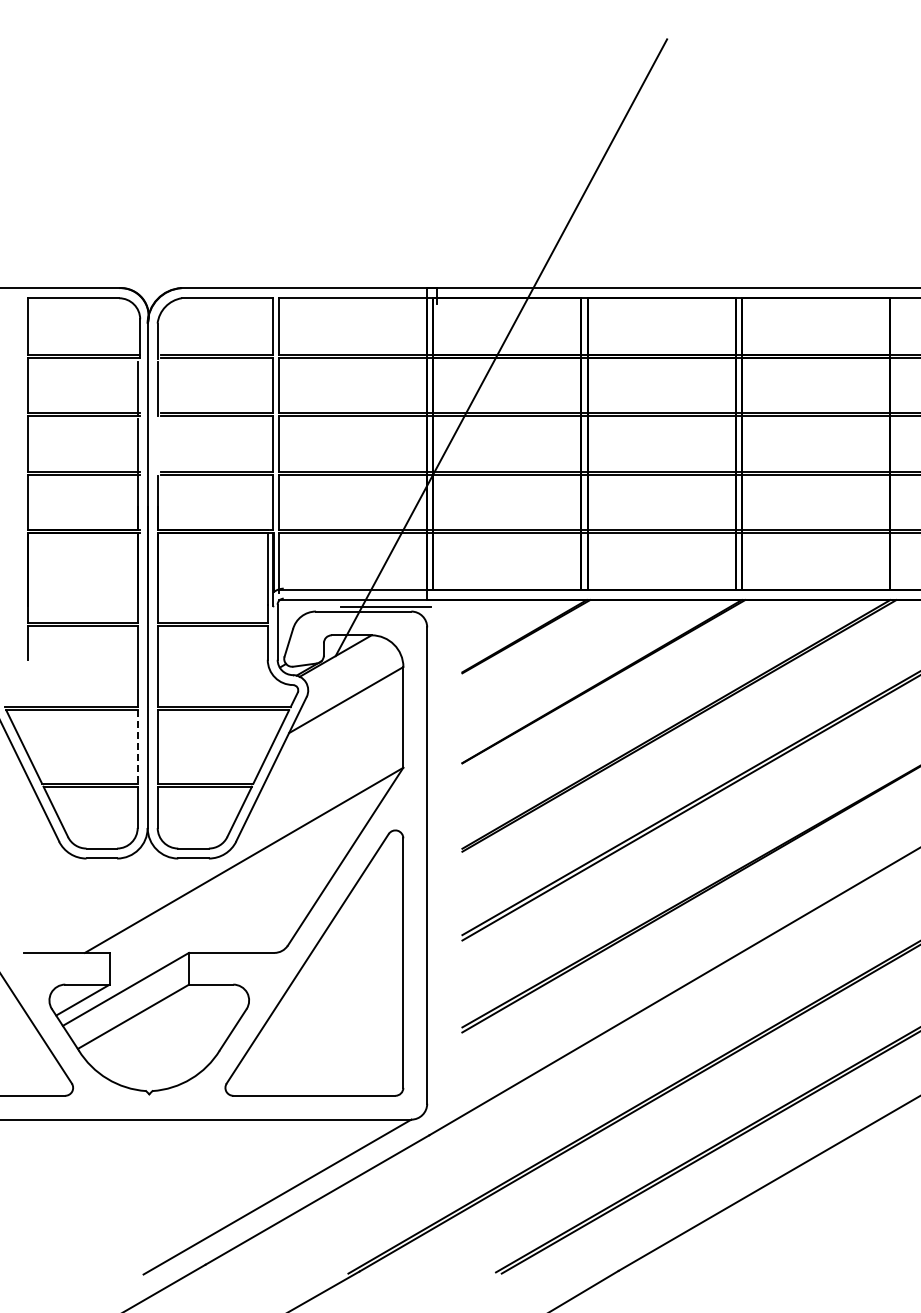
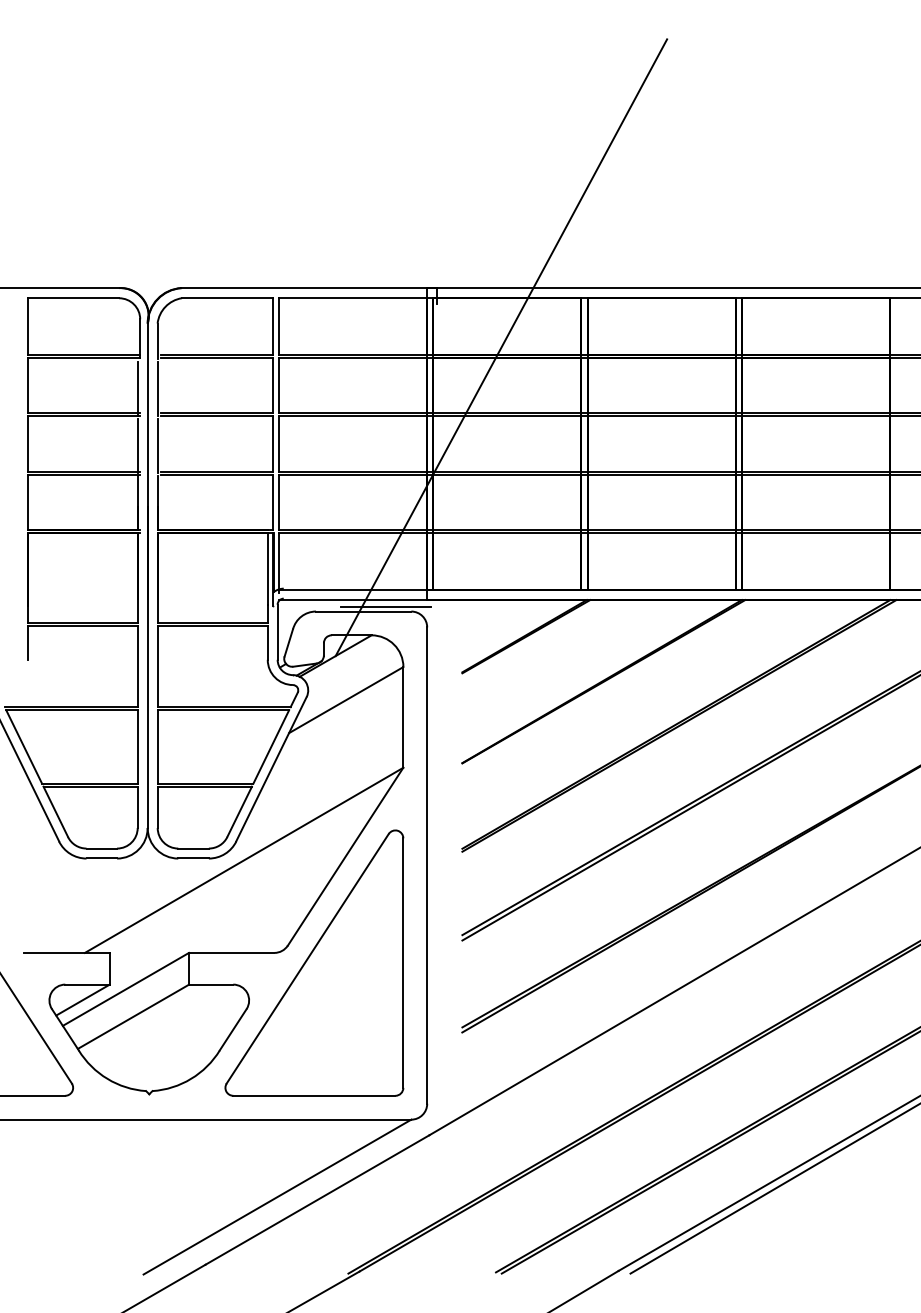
line: none -> present (157, 445)
line: dashed -> solid (137, 746)
line: none -> present (773, 1189)
